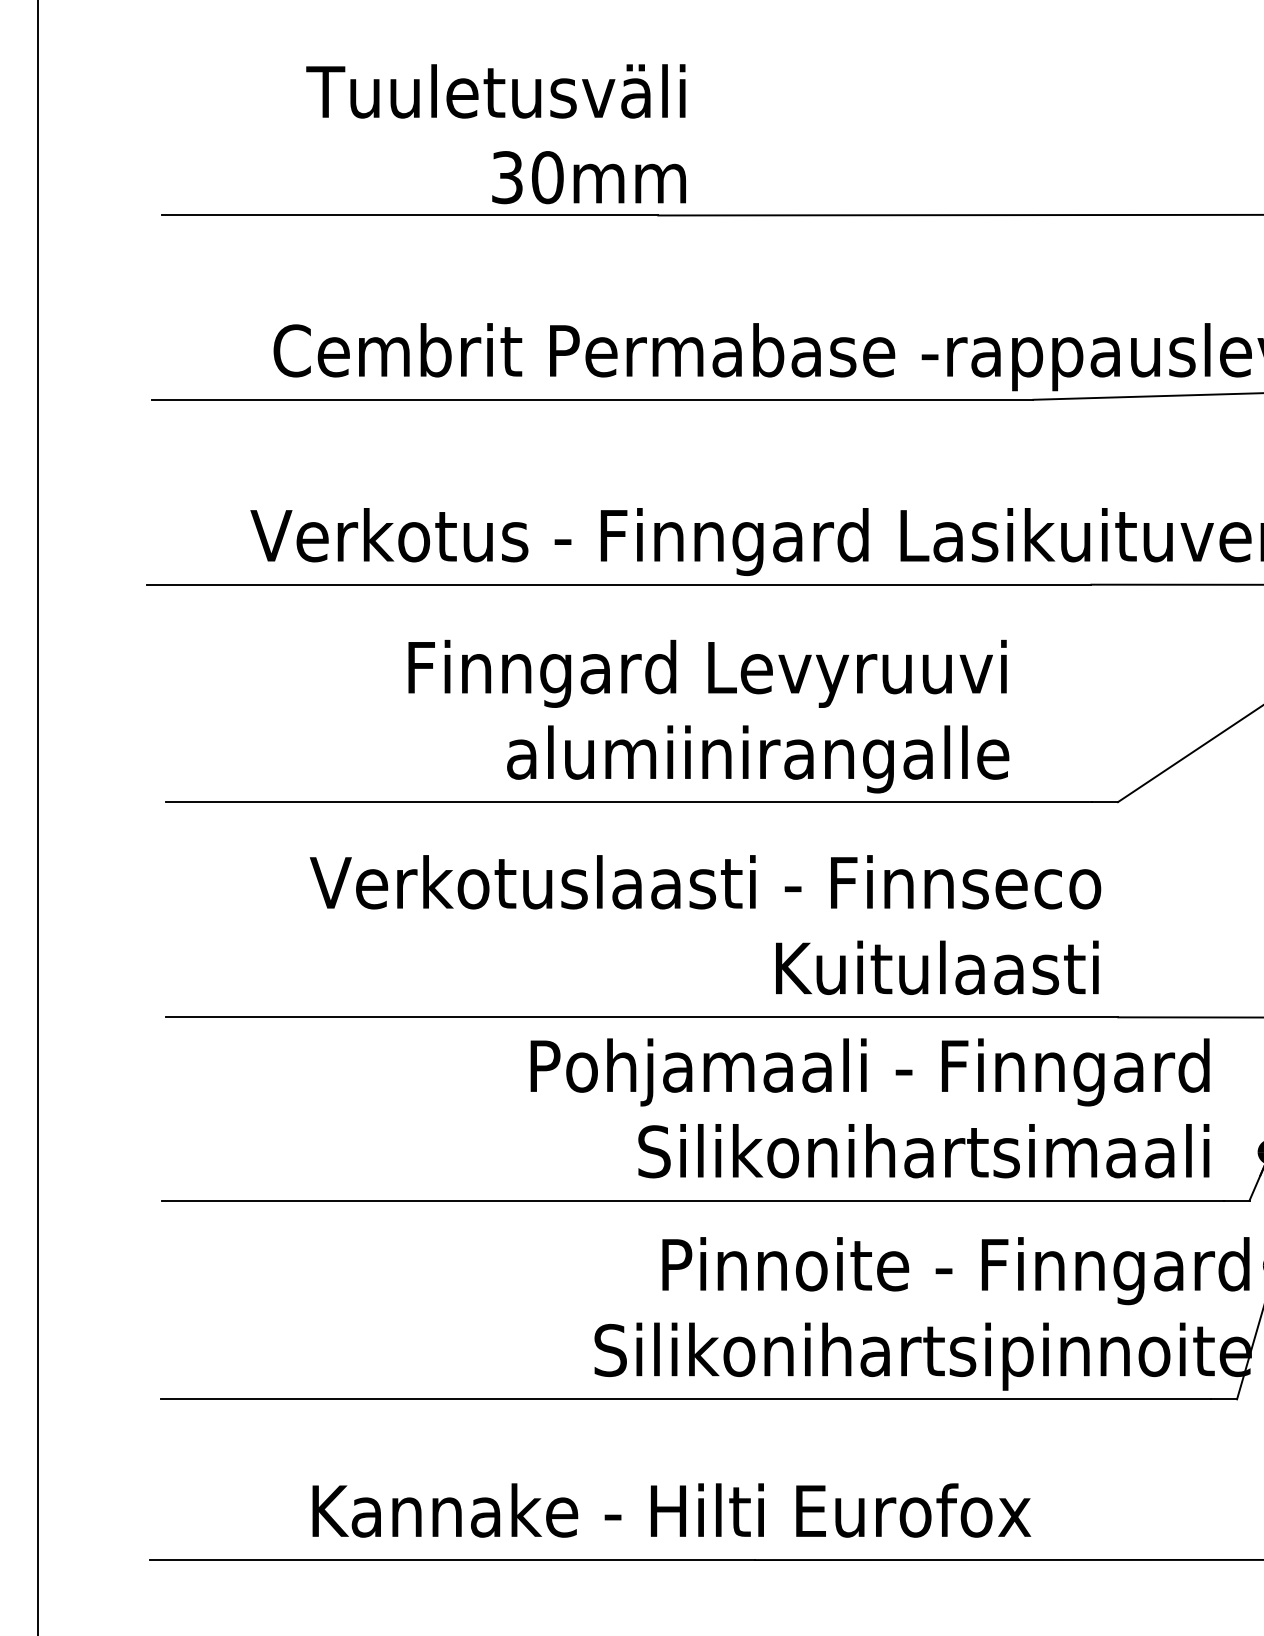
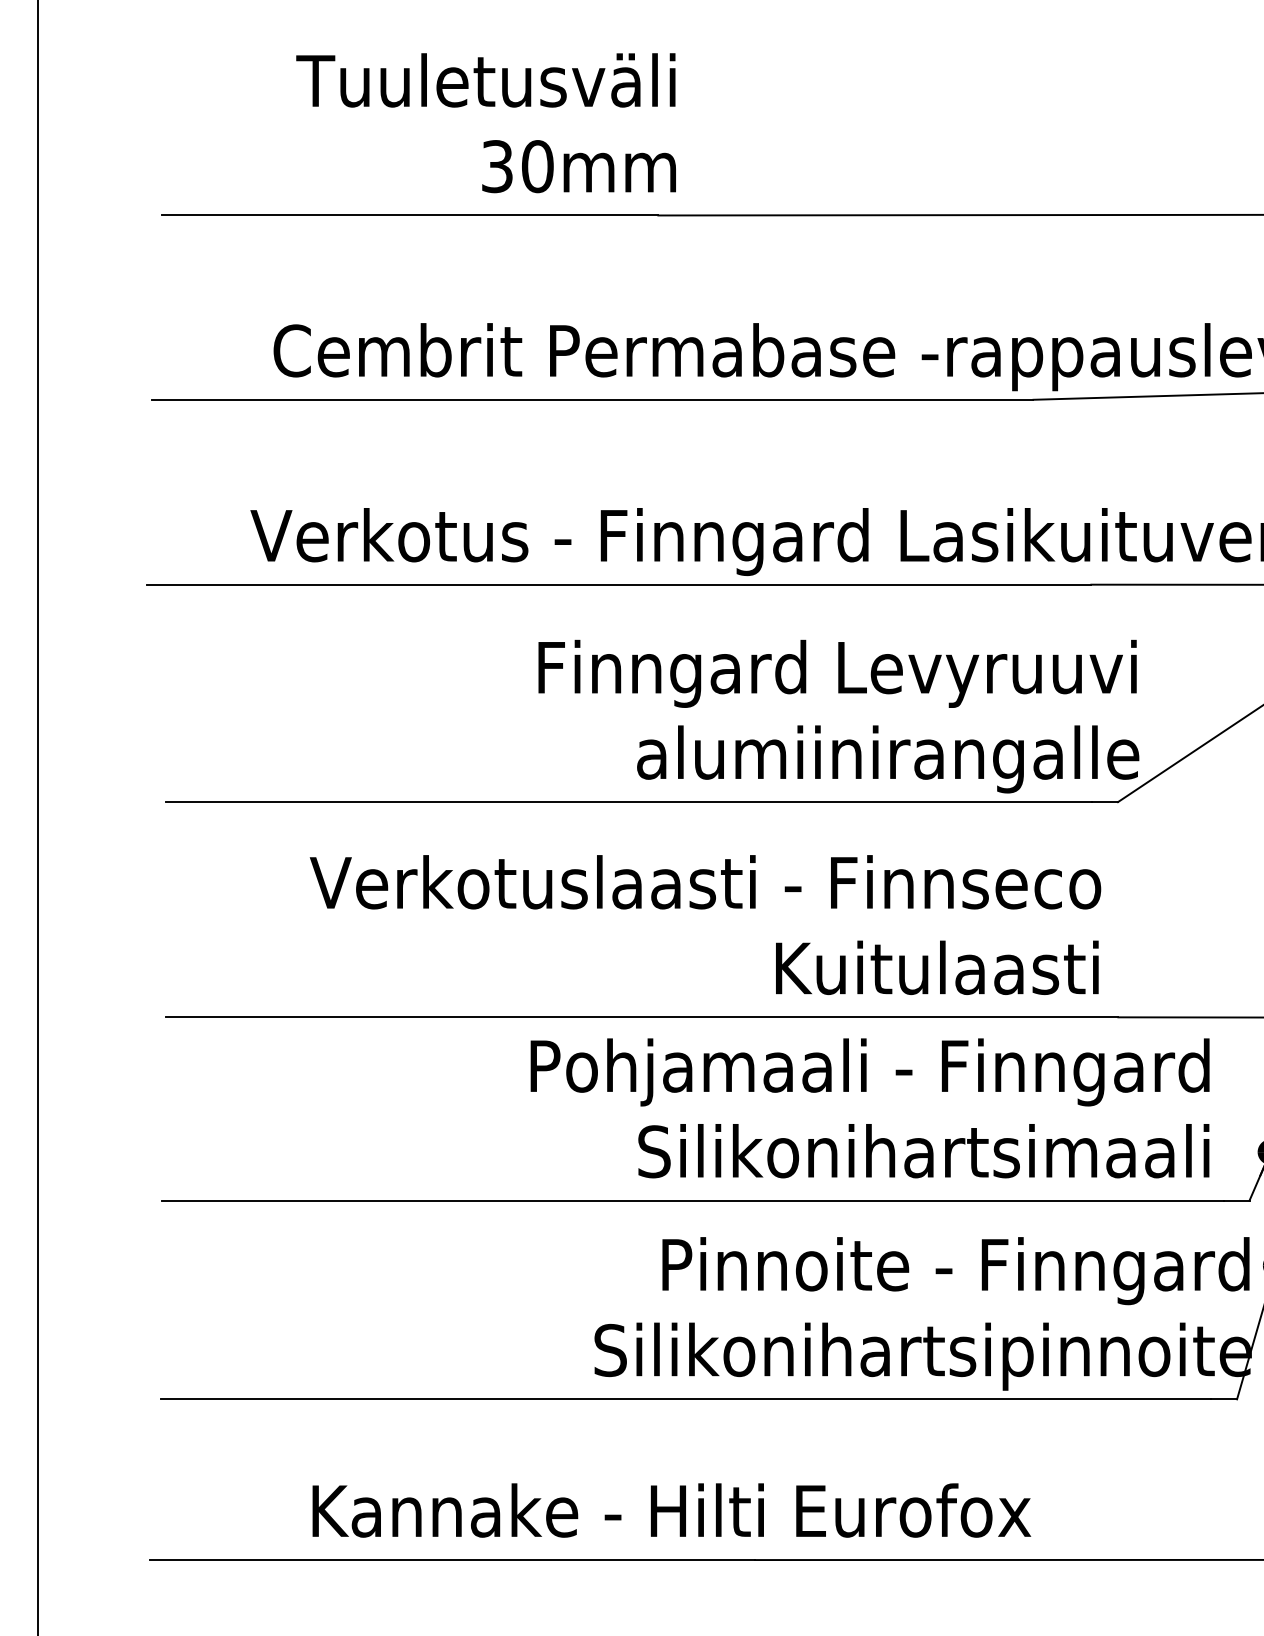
text position: (495, 134) -> (485, 123) (485, 123)
text position: (708, 716) -> (838, 716) (838, 716)
